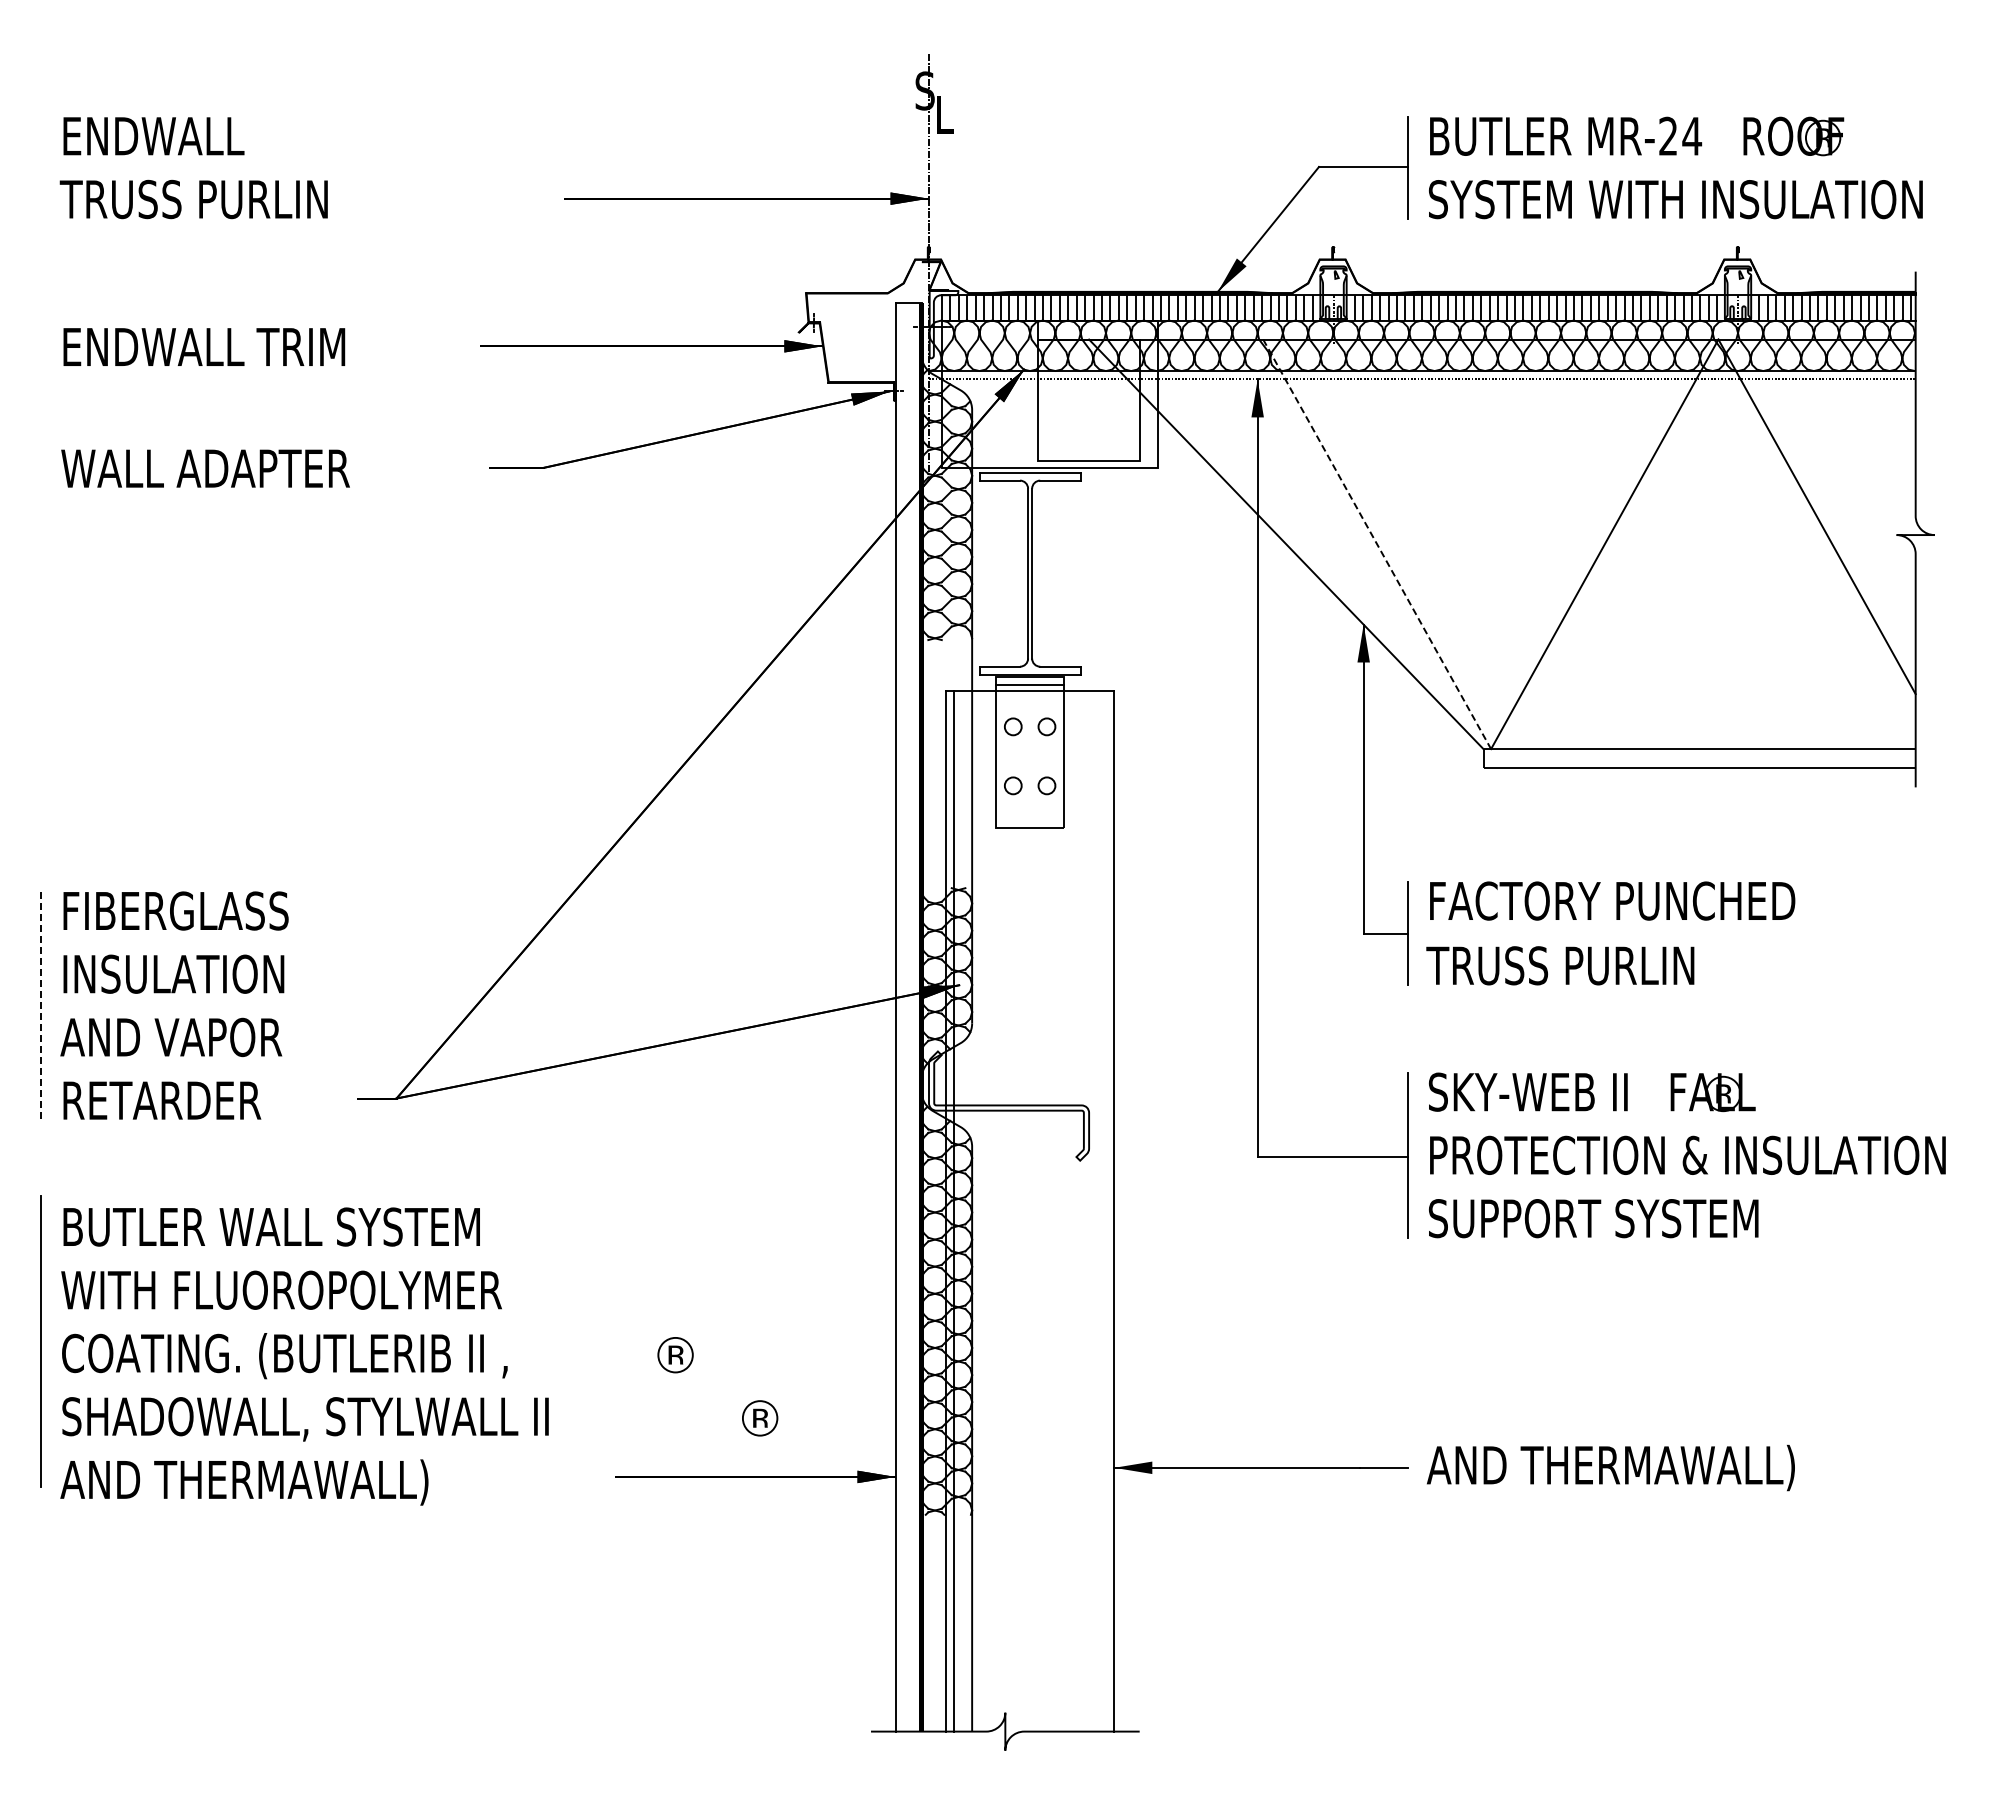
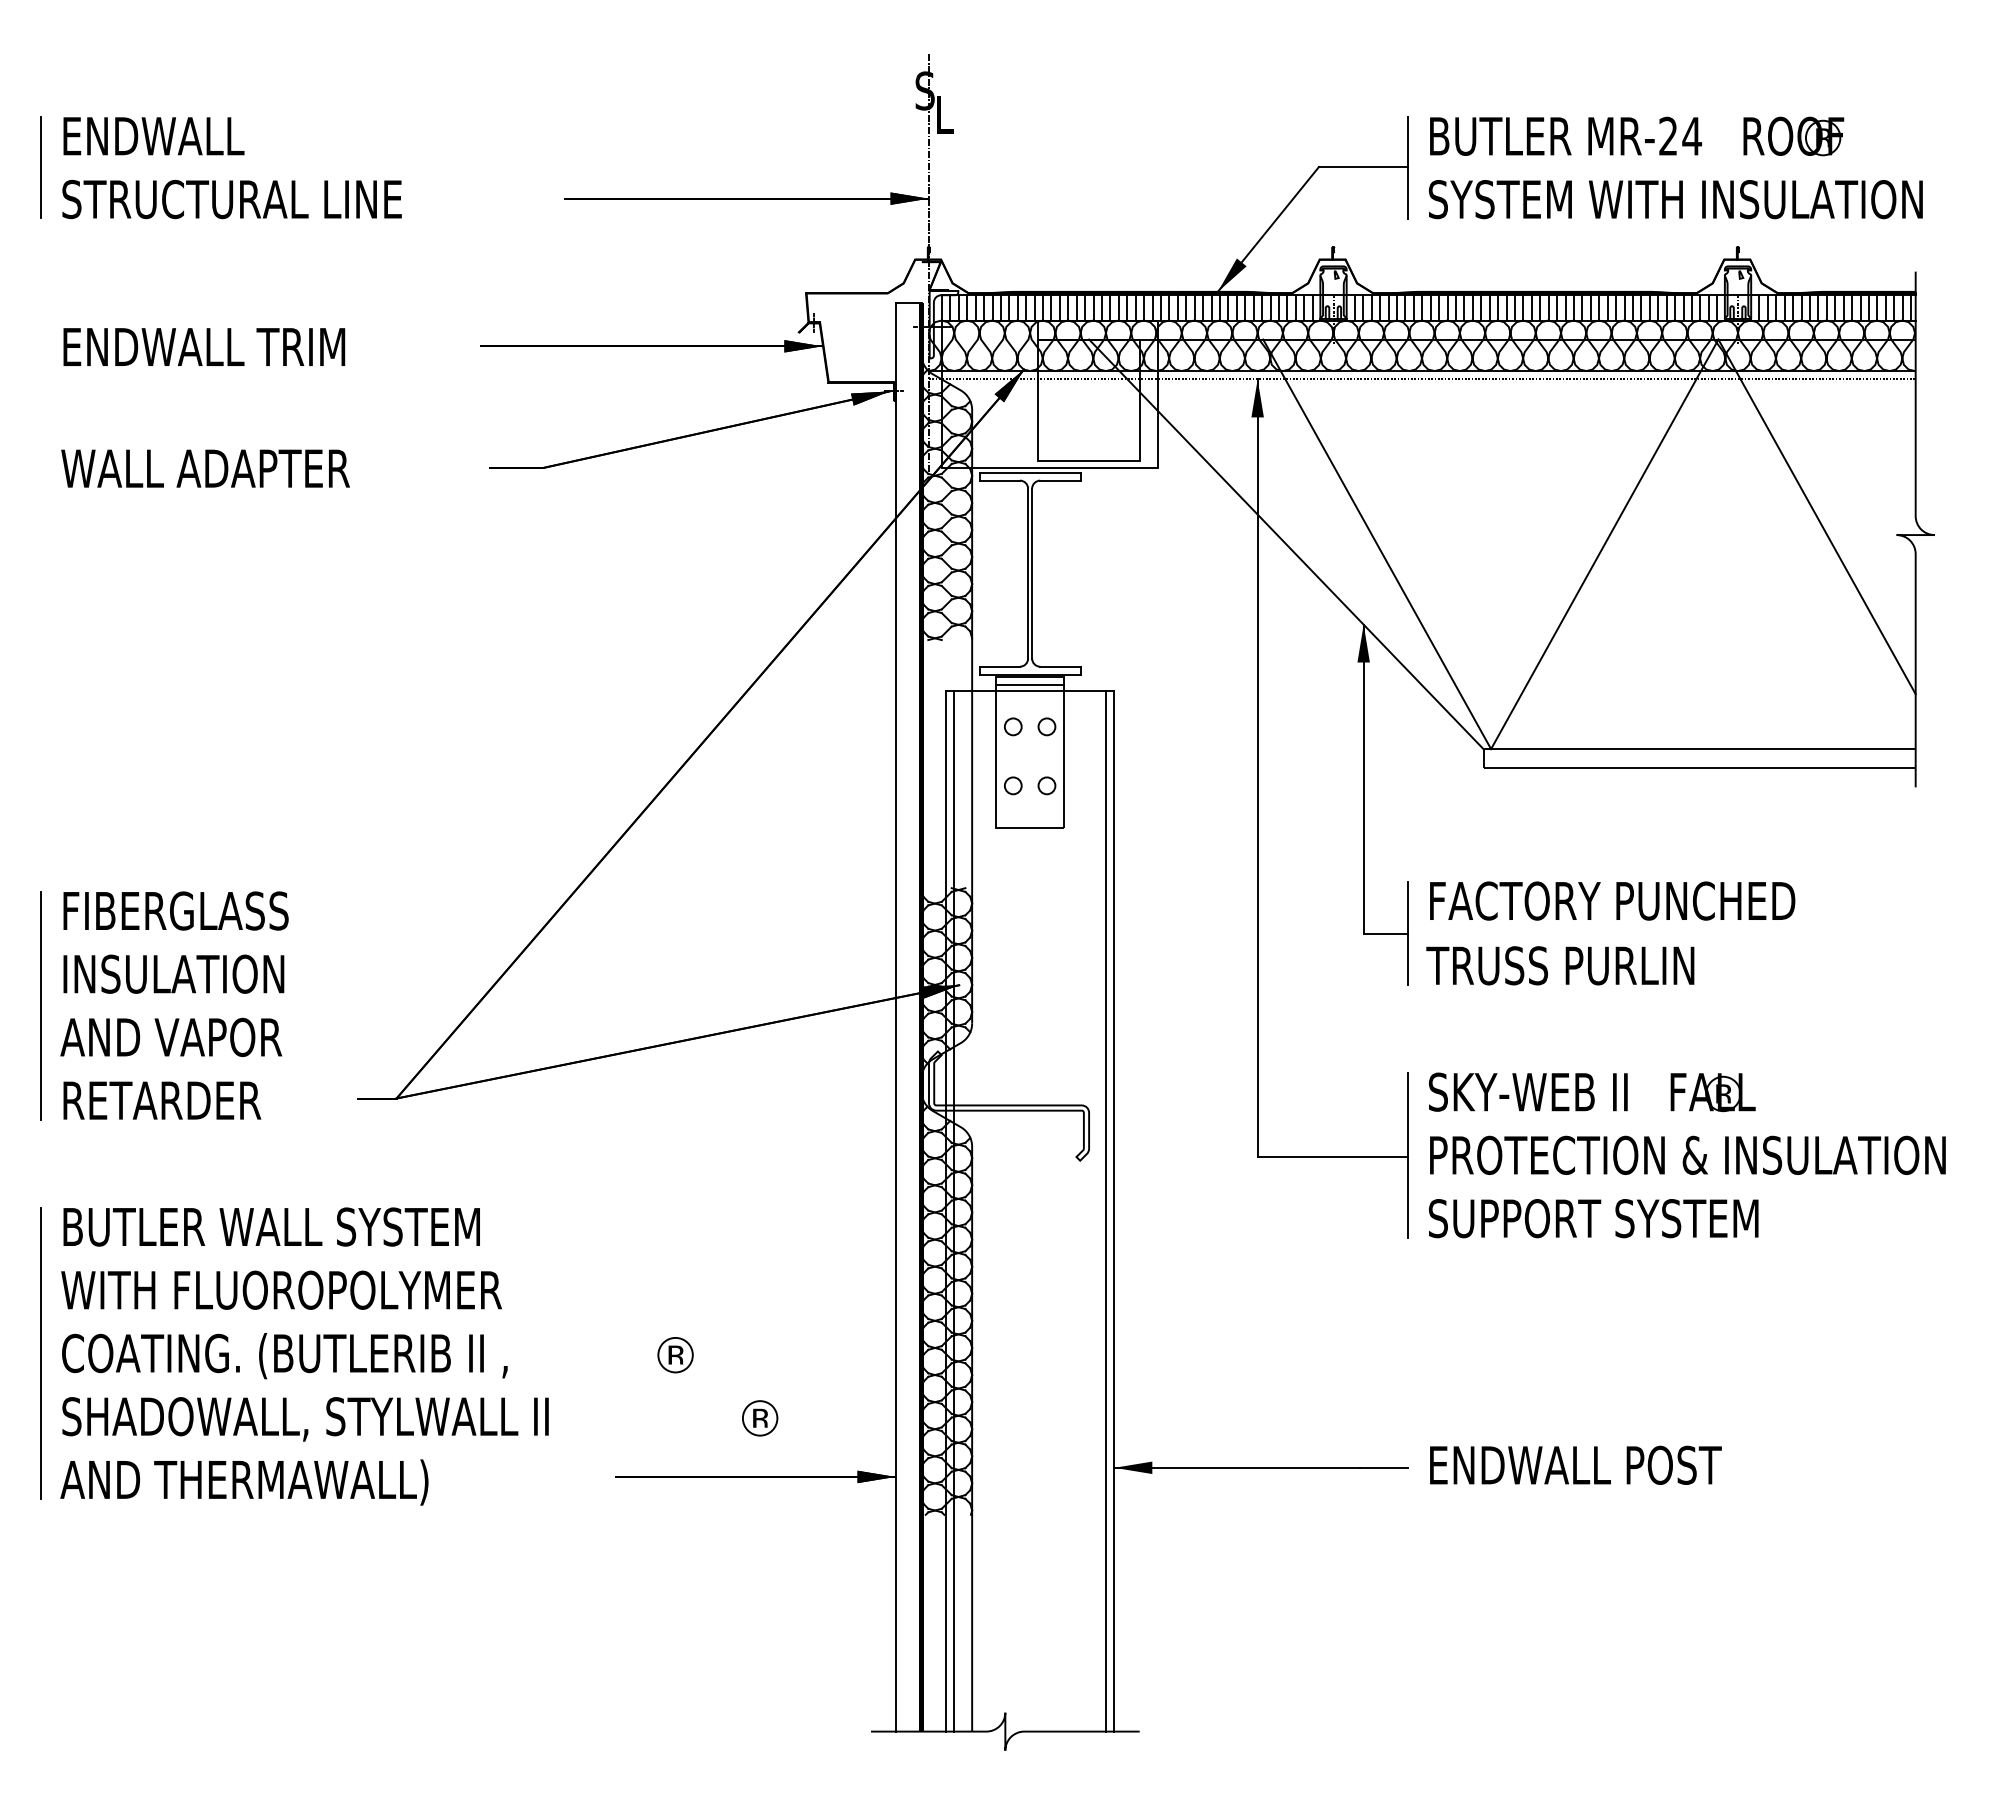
line: none -> present (40, 167)
text: TRUSS PURLIN -> STRUCTURAL LINE (230, 199)
line: dashed -> solid (1377, 544)
line: dashed -> solid (40, 1005)
line: none -> present (1105, 1211)
line position: (40, 1341) -> (40, 1353) (40, 1353)
text: AND THERMAWALL) -> ENDWALL POST (1610, 1467)
